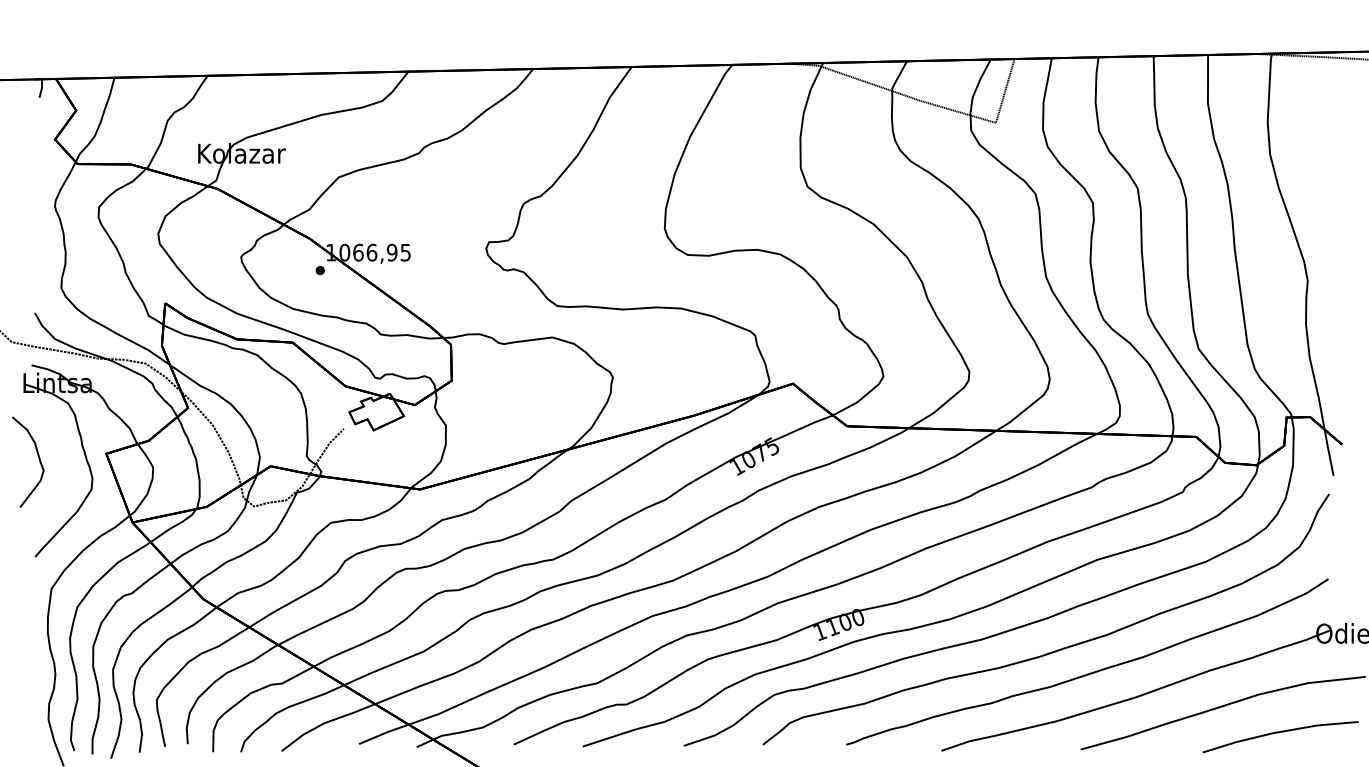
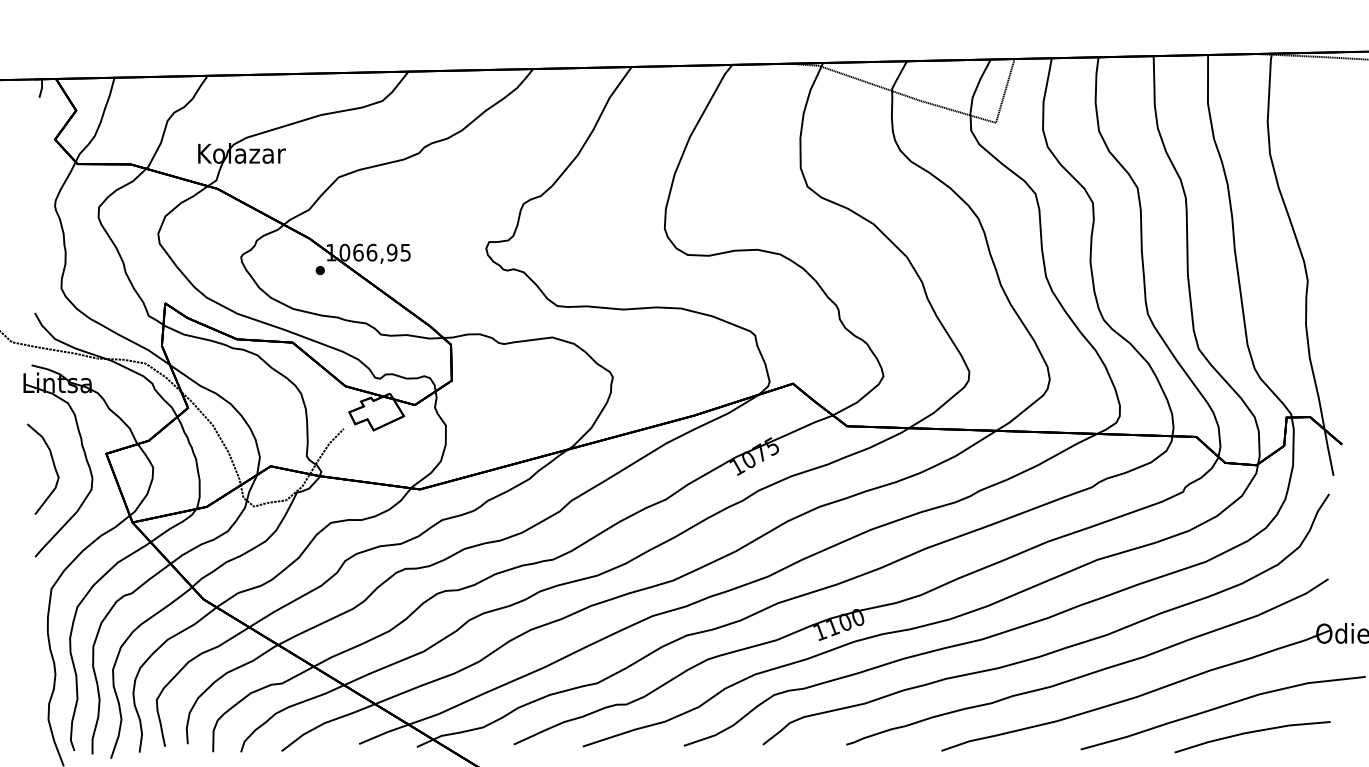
curve position: (38, 459) -> (53, 466) (53, 466)
line position: (1278, 733) -> (1250, 733) (1250, 733)
